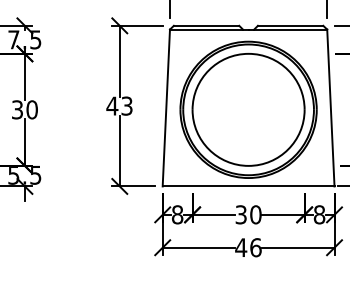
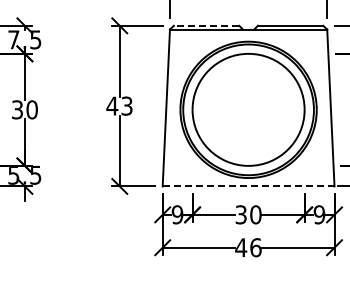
line: solid -> dashed (206, 25)
line: solid -> dashed (248, 186)
text: 8 -> 9 (177, 214)
text: 8 -> 9 (319, 214)
